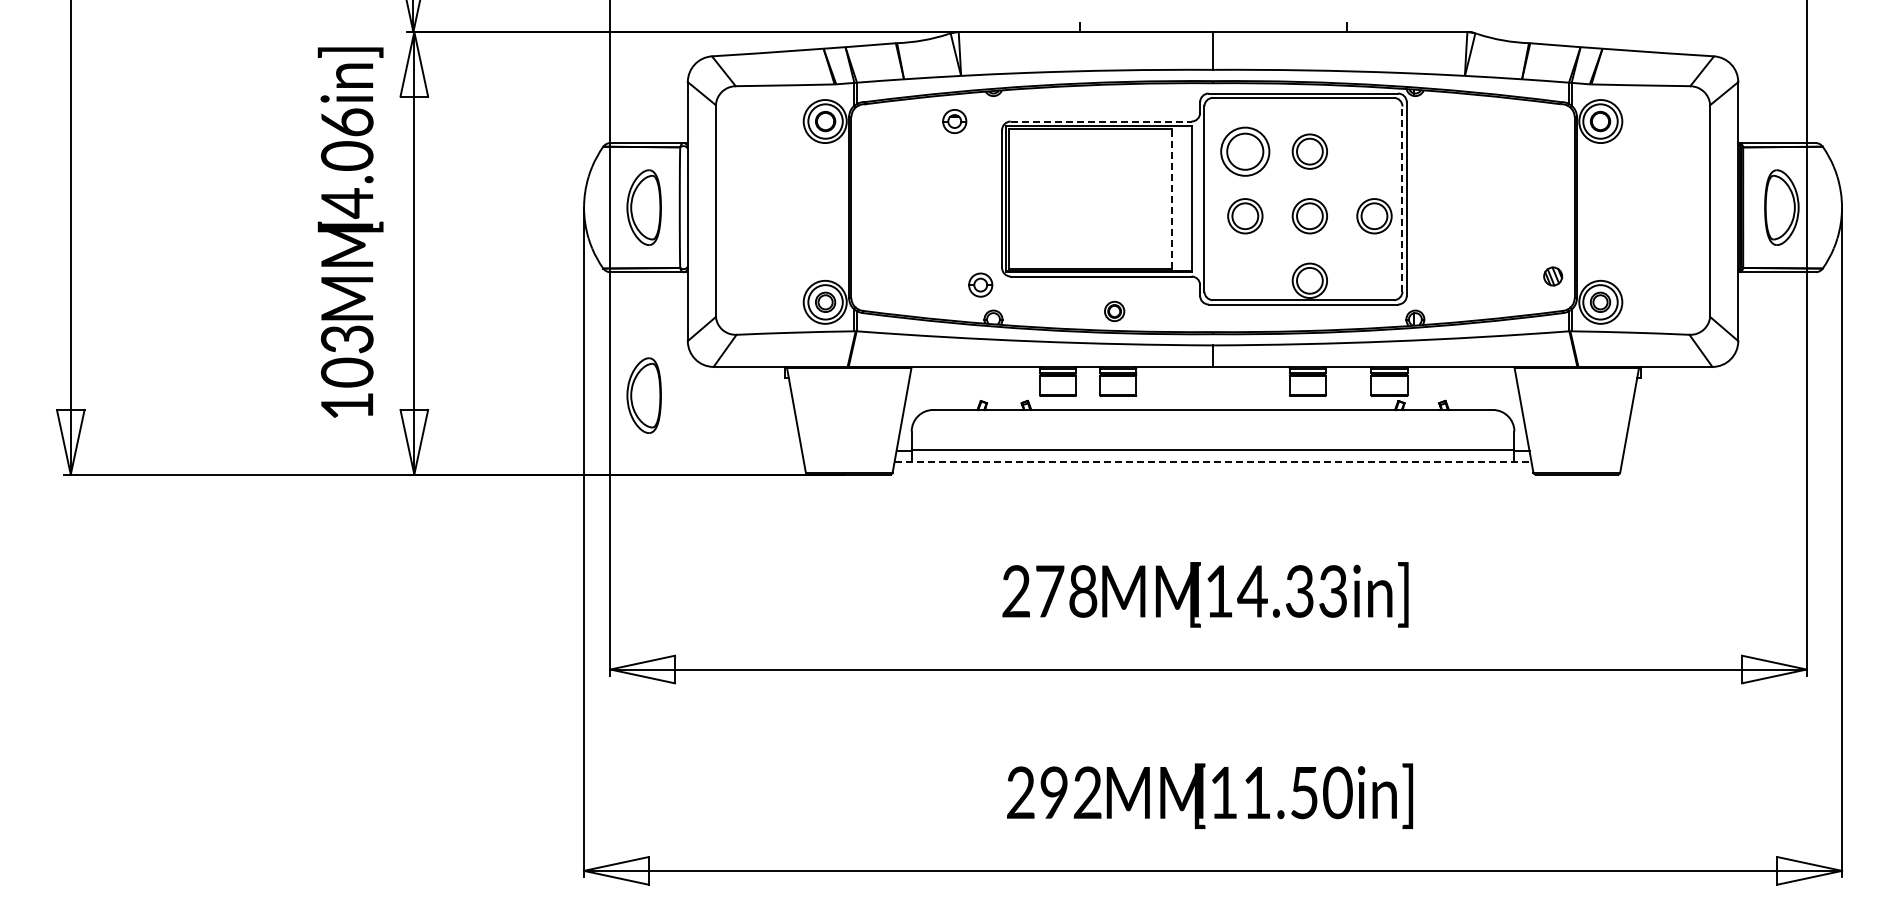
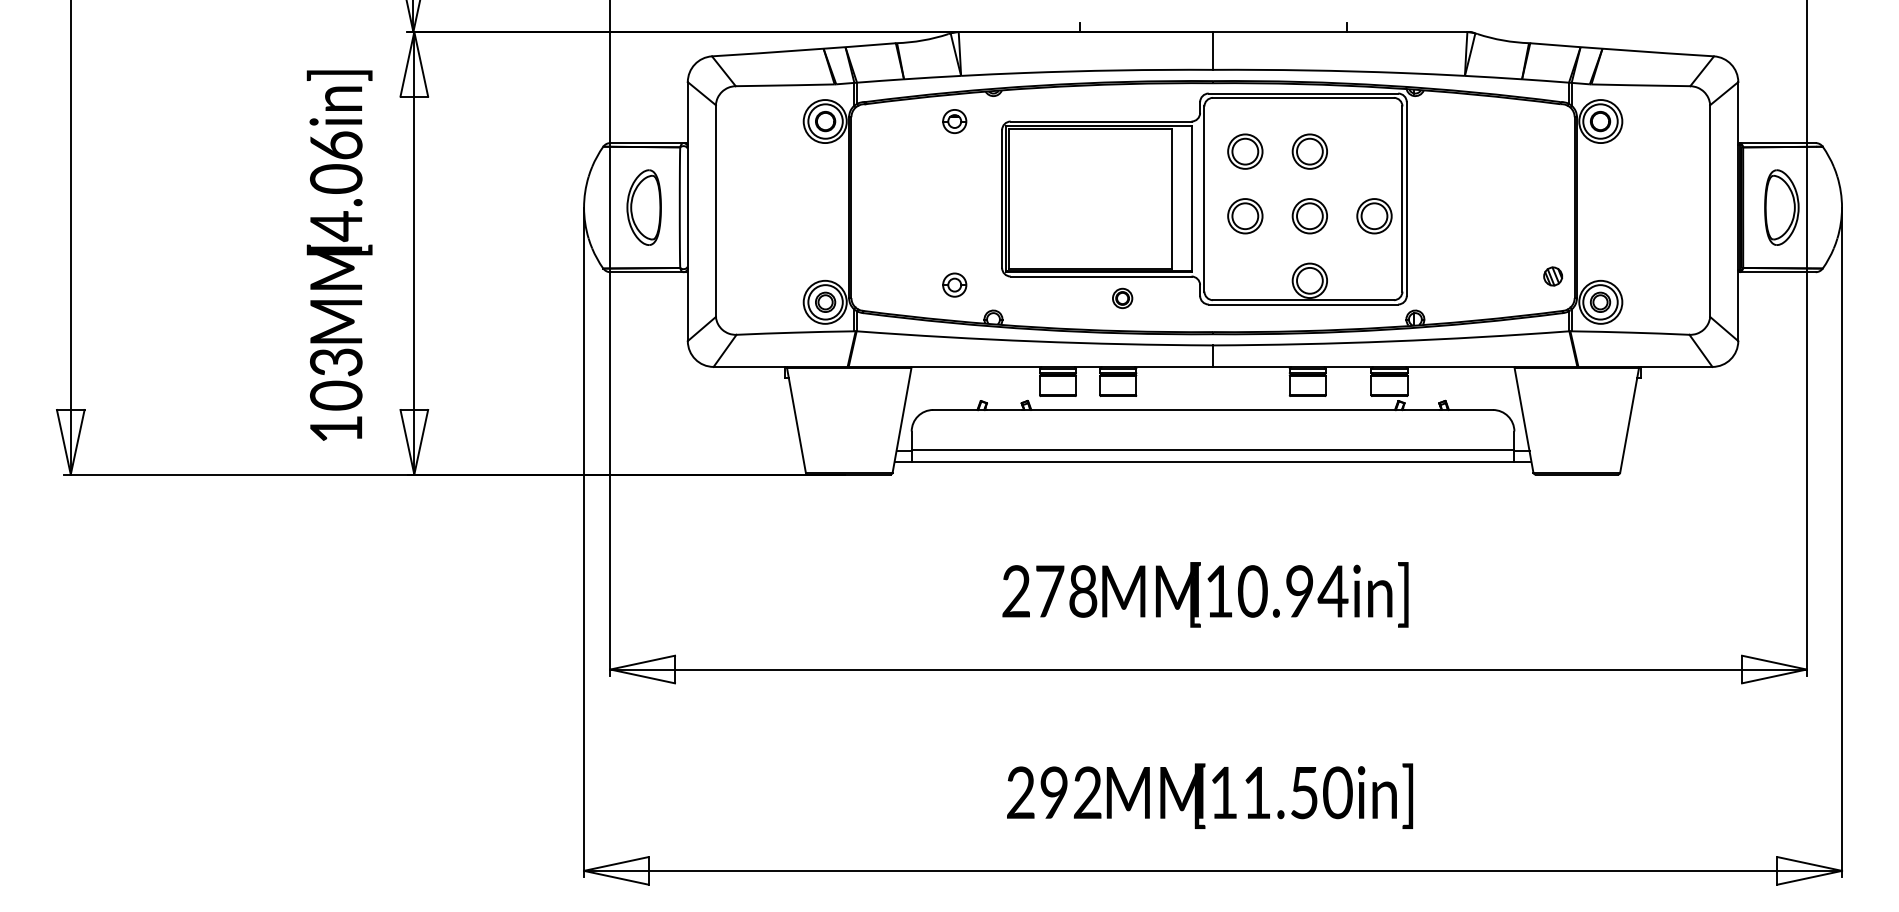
line: dashed -> solid (1101, 121)
part size: 51x51 px -> 37x37 px (1245, 151)
line: dashed -> solid (1172, 199)
line: dashed -> solid (1402, 199)
text position: (350, 232) -> (339, 255) (339, 255)
part position: (980, 284) -> (954, 284) (954, 284)
part position: (1114, 311) -> (1122, 298) (1122, 298)
part: present -> none (643, 395)
line: dashed -> solid (1213, 461)
text: [14.33in] -> [10.94in] (1292, 591)
